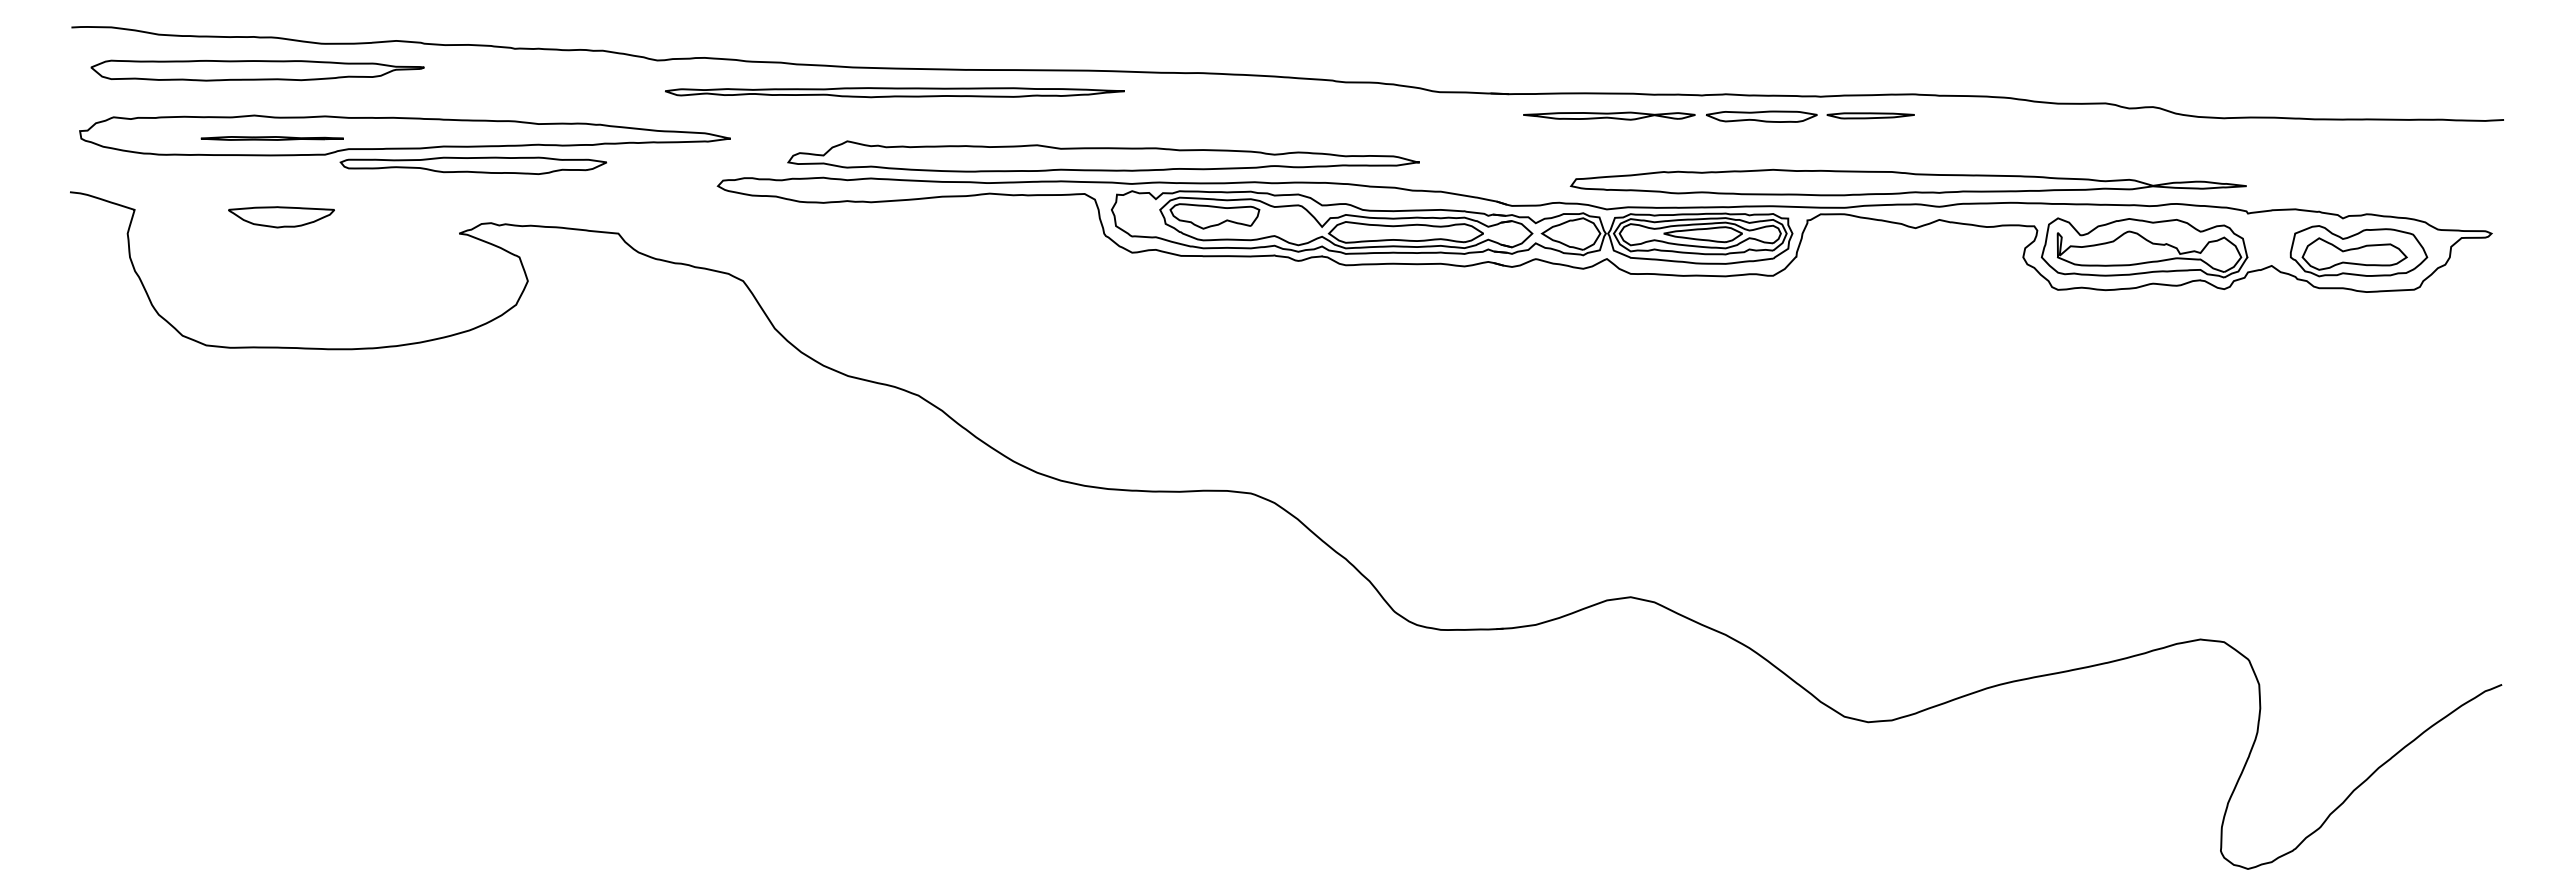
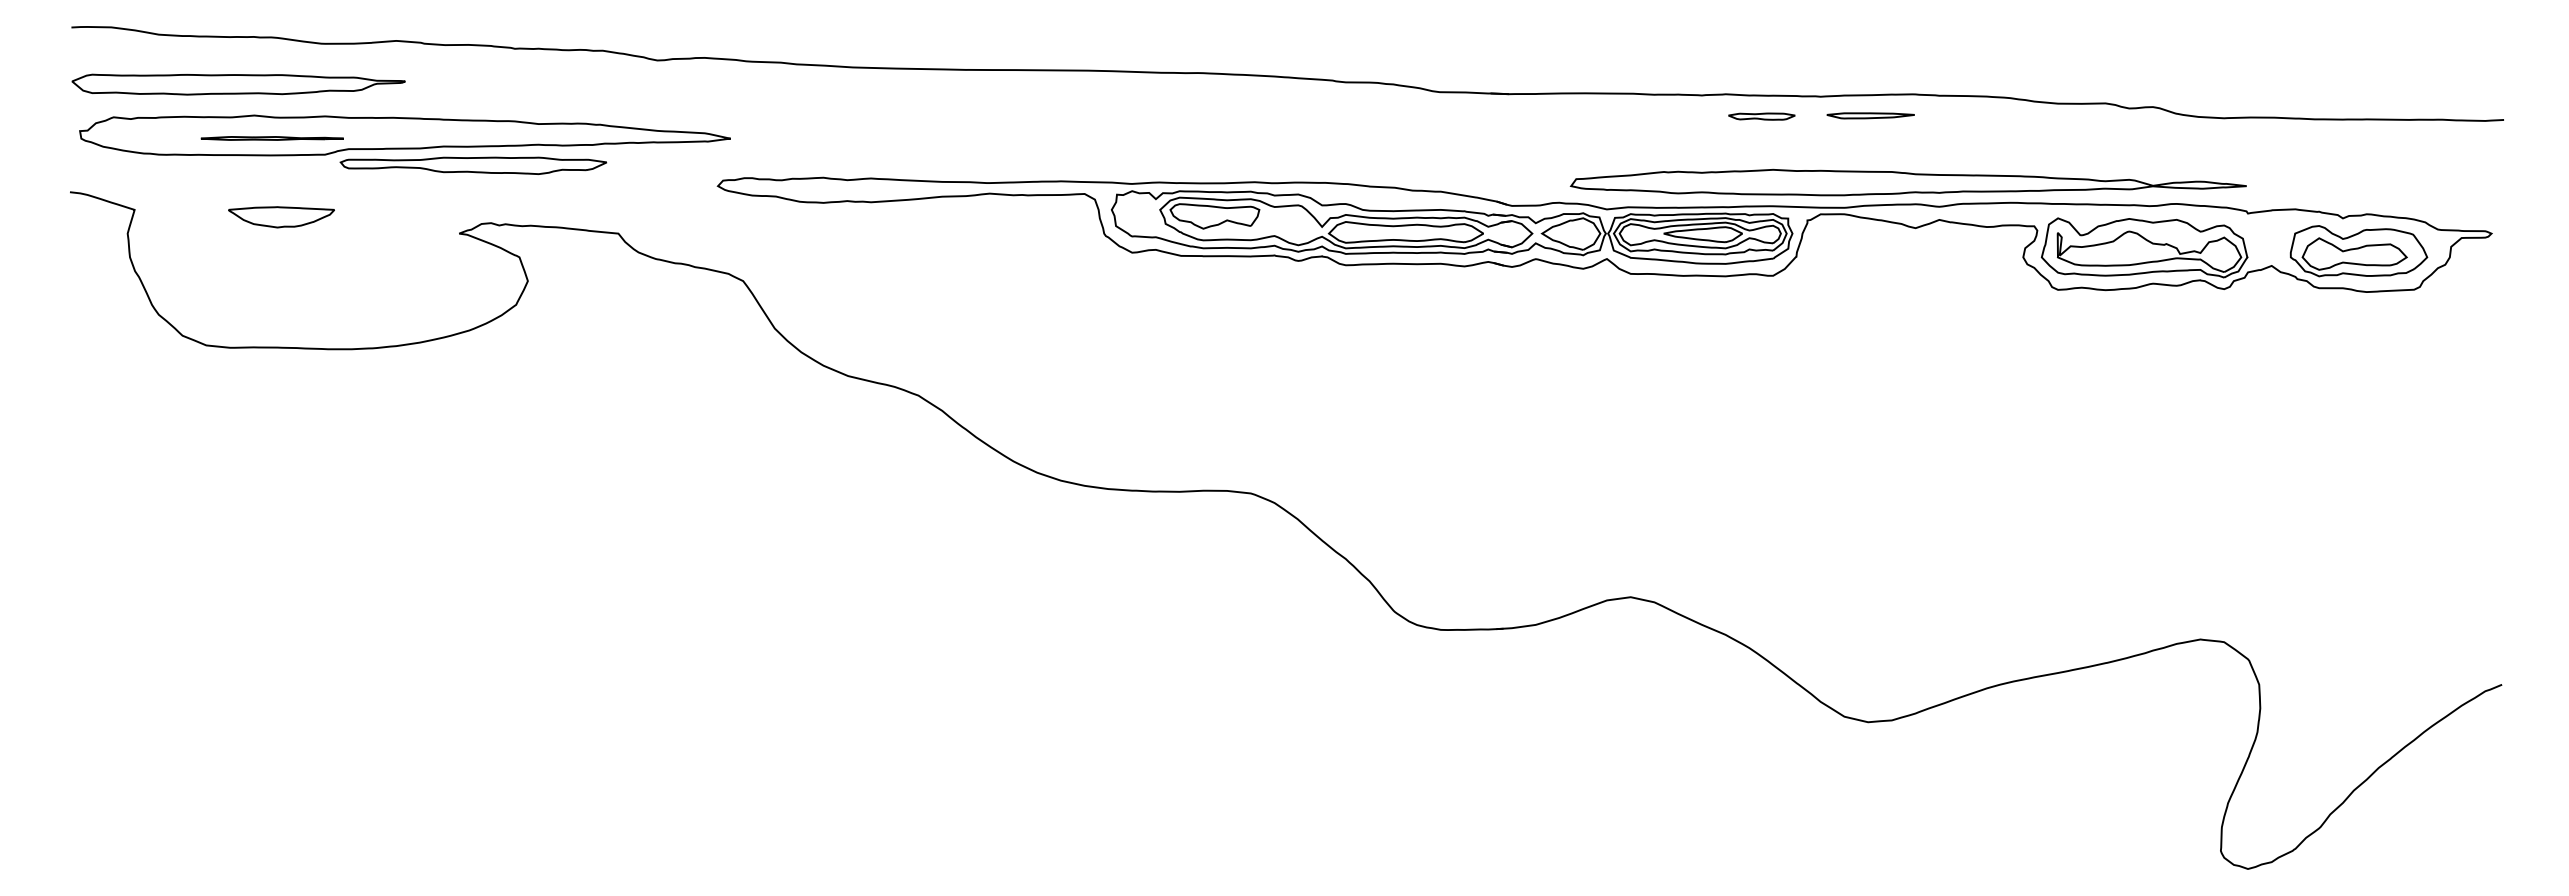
part position: (257, 70) -> (238, 84) (238, 84)
part: present -> none (894, 92)
part: present -> none (1609, 115)
part size: 112x13 px -> 68x9 px (1761, 116)
part: present -> none (1103, 156)
